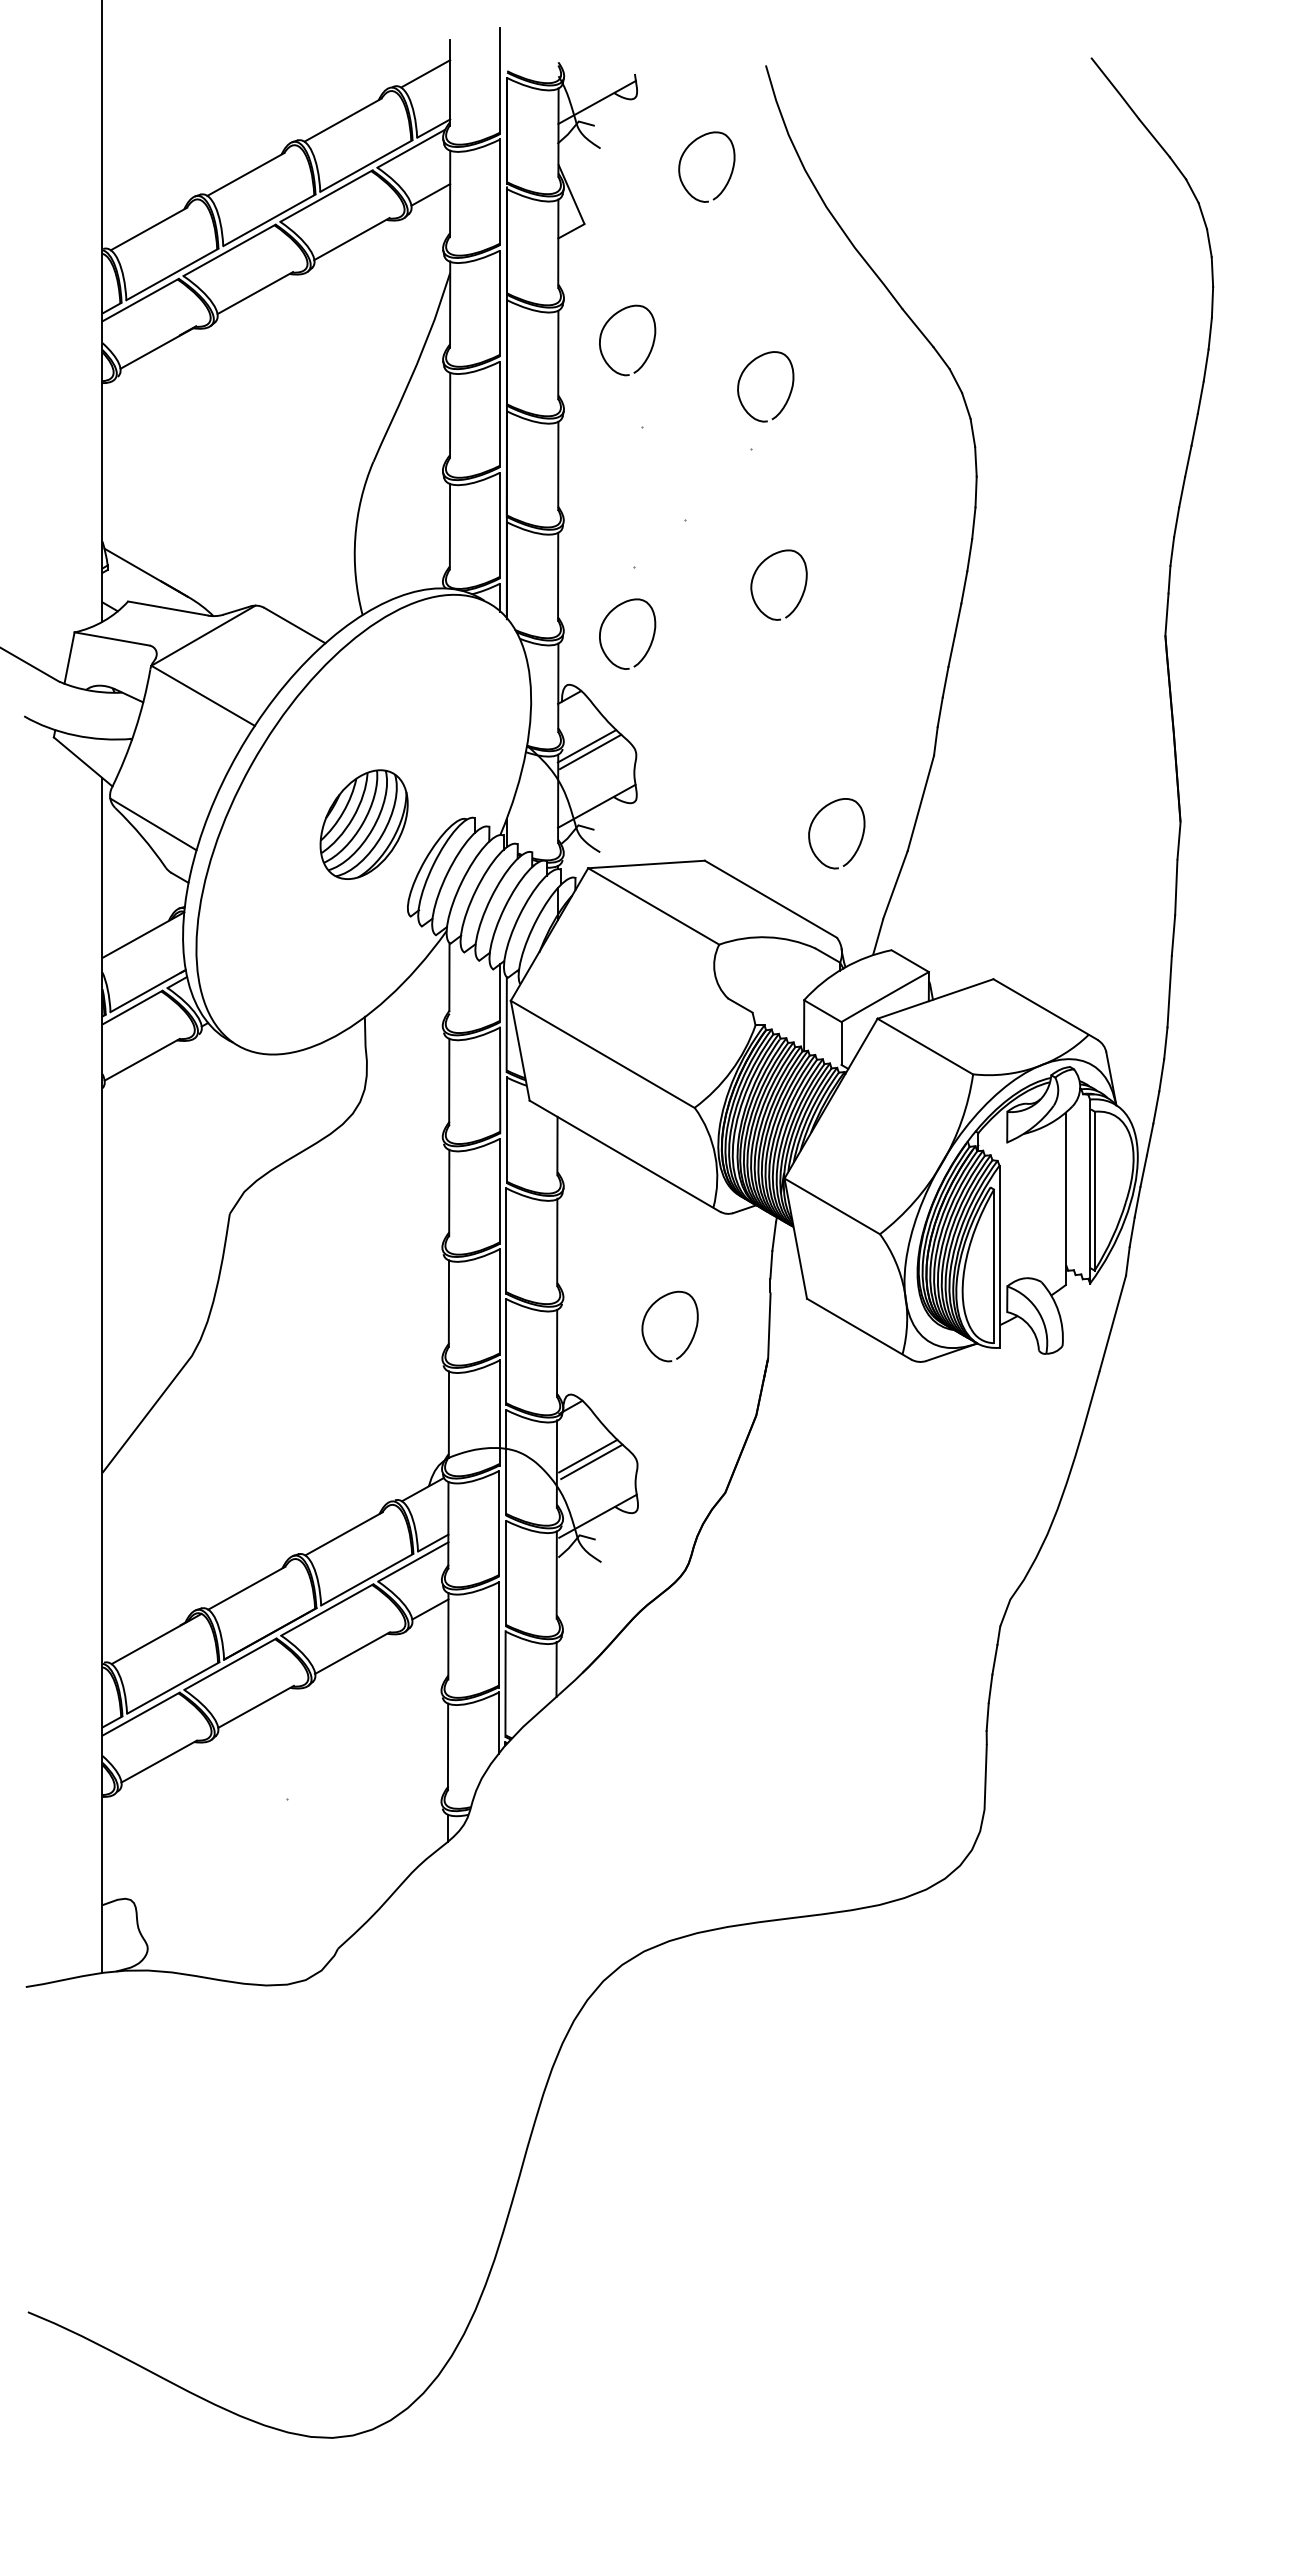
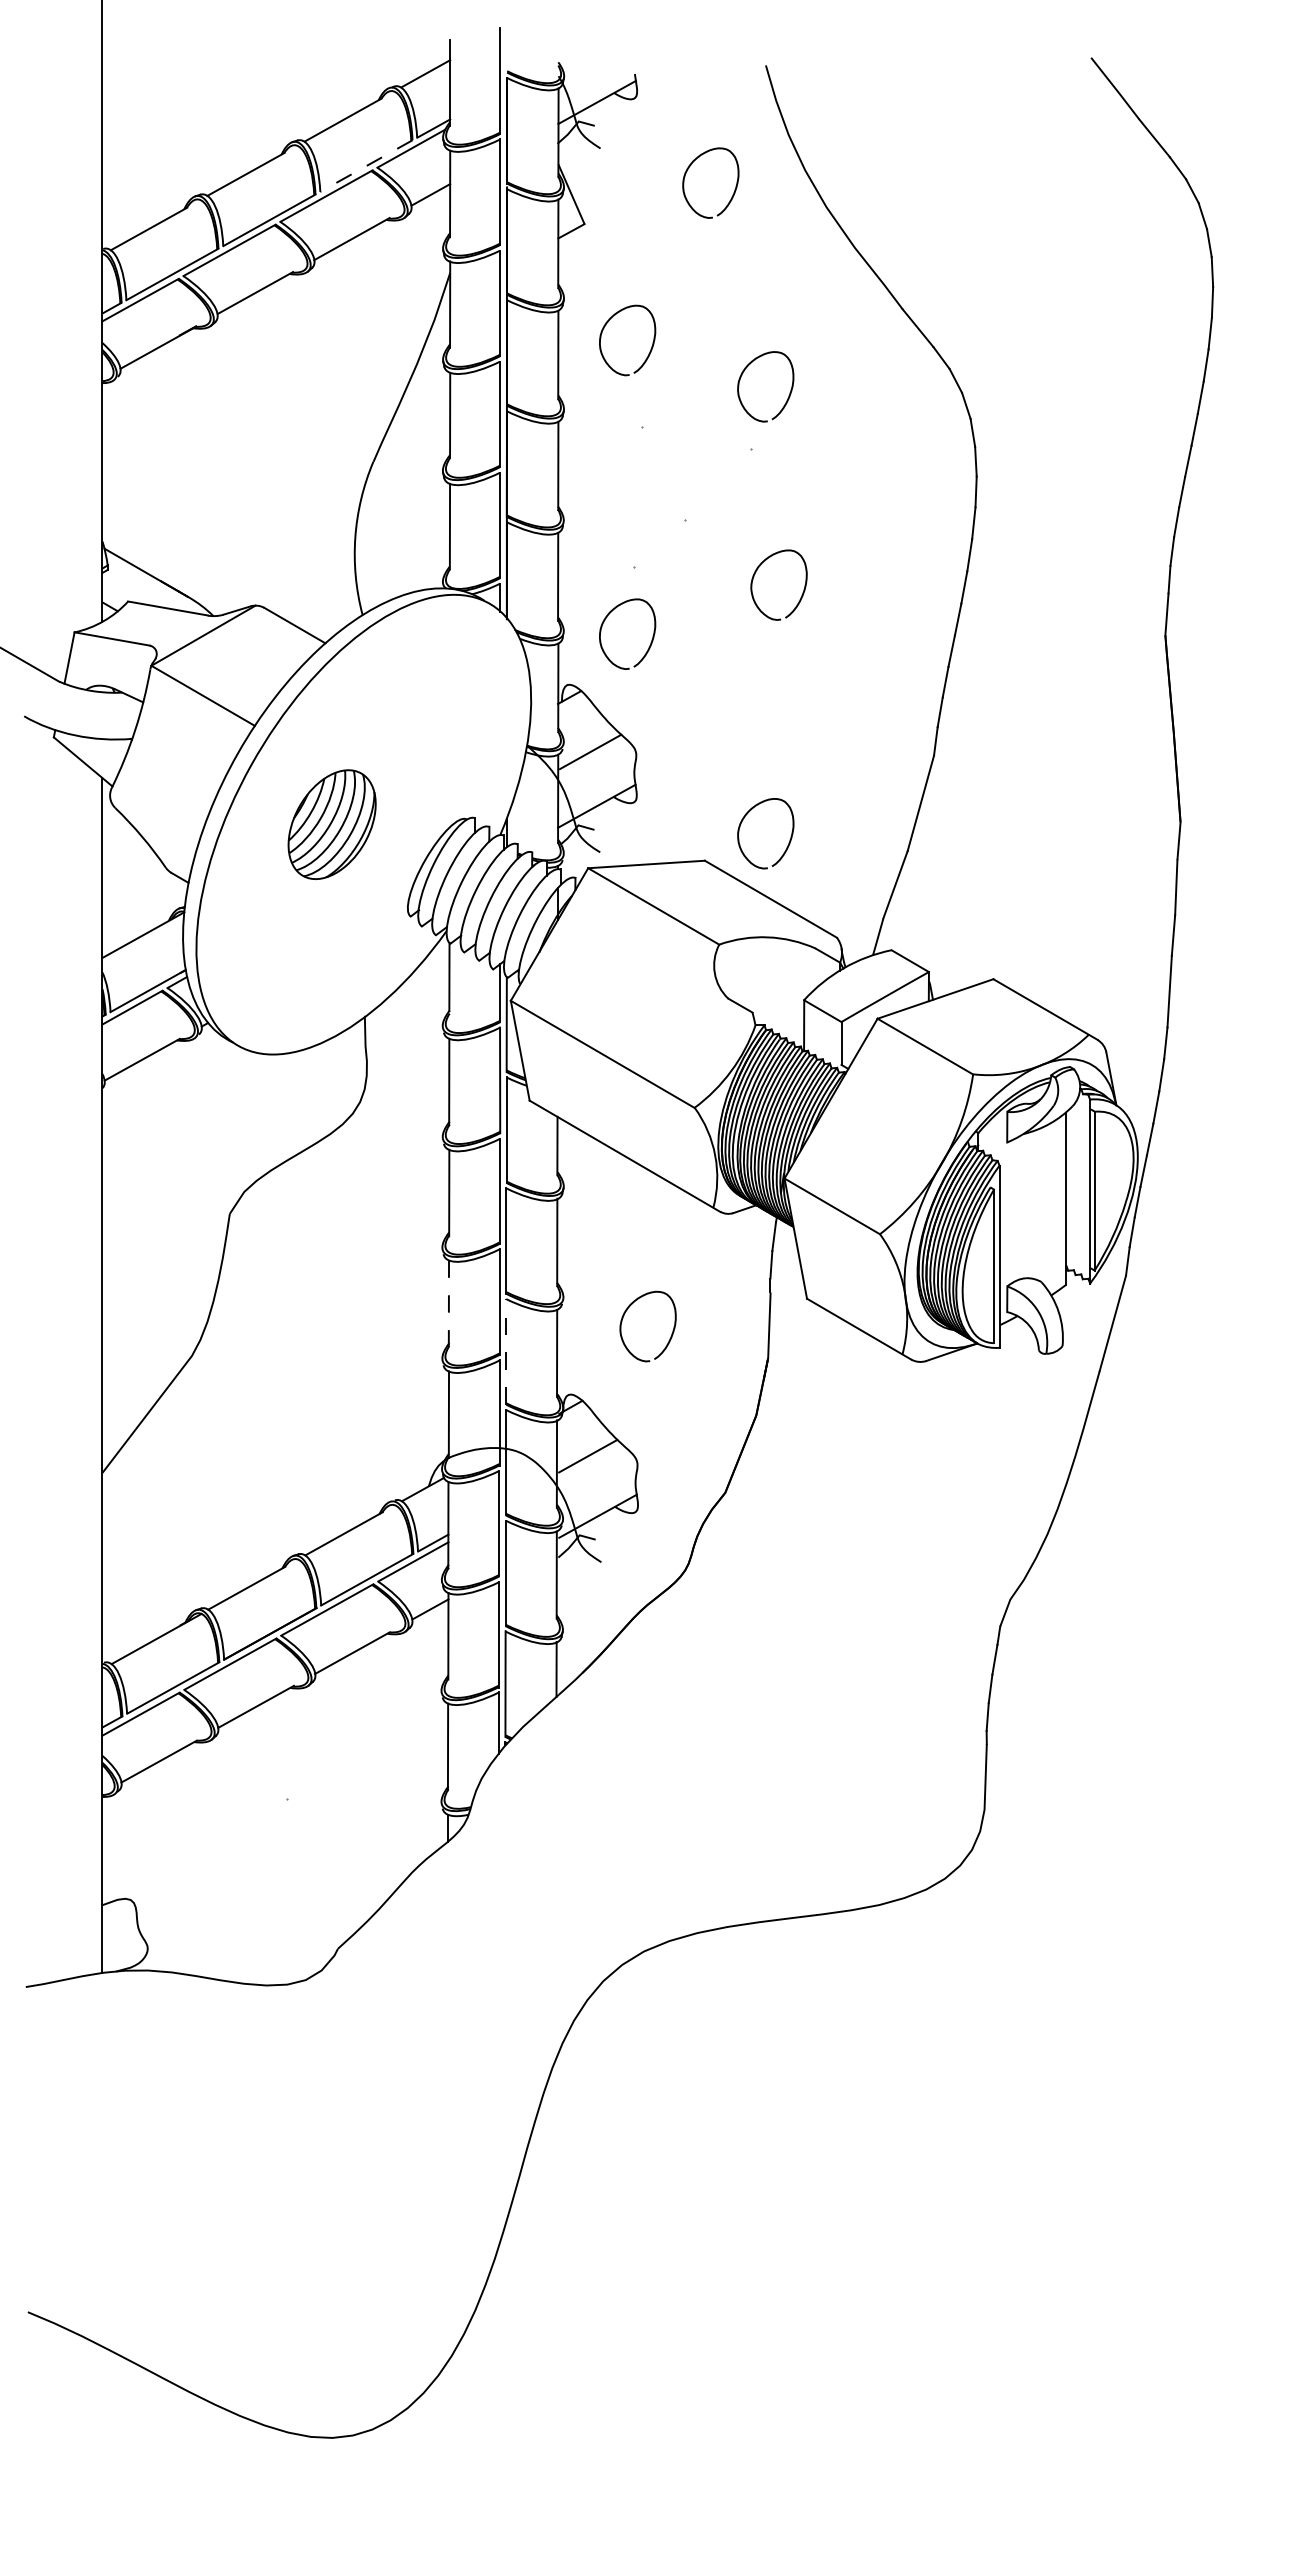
line: solid -> dashed (366, 166)
curve position: (730, 173) -> (734, 189) (734, 189)
line: present -> none (586, 746)
line: present -> none (153, 824)
part position: (363, 824) -> (331, 824) (331, 824)
curve position: (859, 842) -> (788, 842) (788, 842)
line: solid -> dashed (448, 1304)
curve position: (693, 1333) -> (671, 1333) (671, 1333)
line: solid -> dashed (506, 1351)
line: present -> none (591, 1461)
